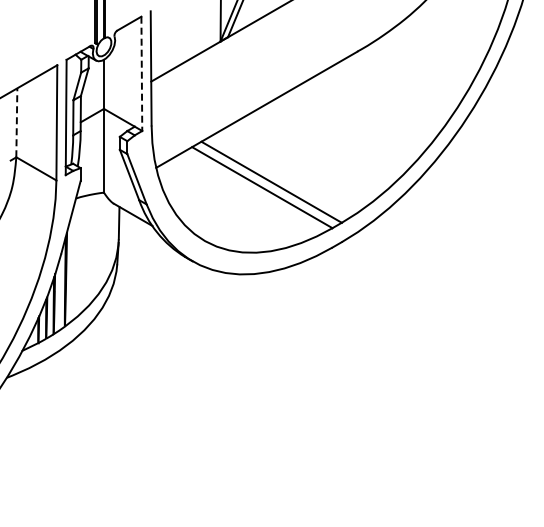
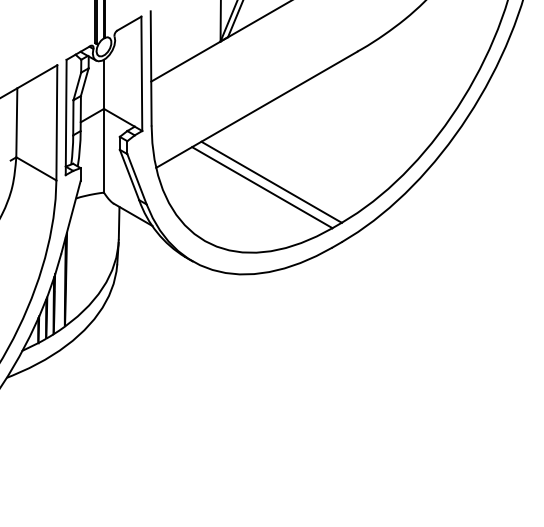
line: dashed -> solid (141, 74)
line: dashed -> solid (16, 122)
